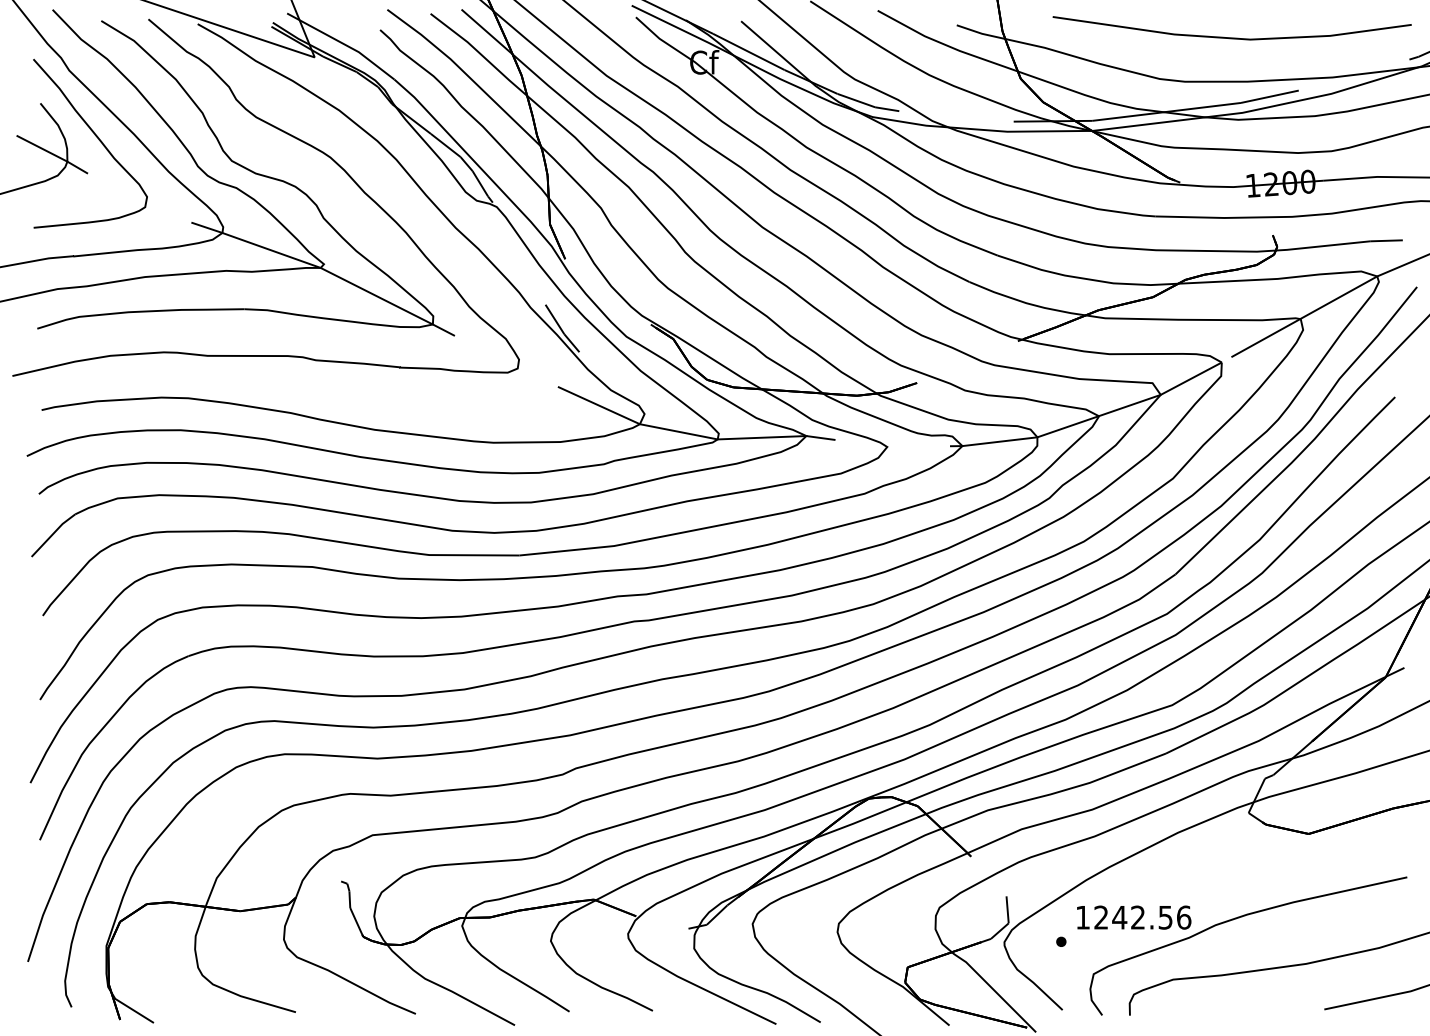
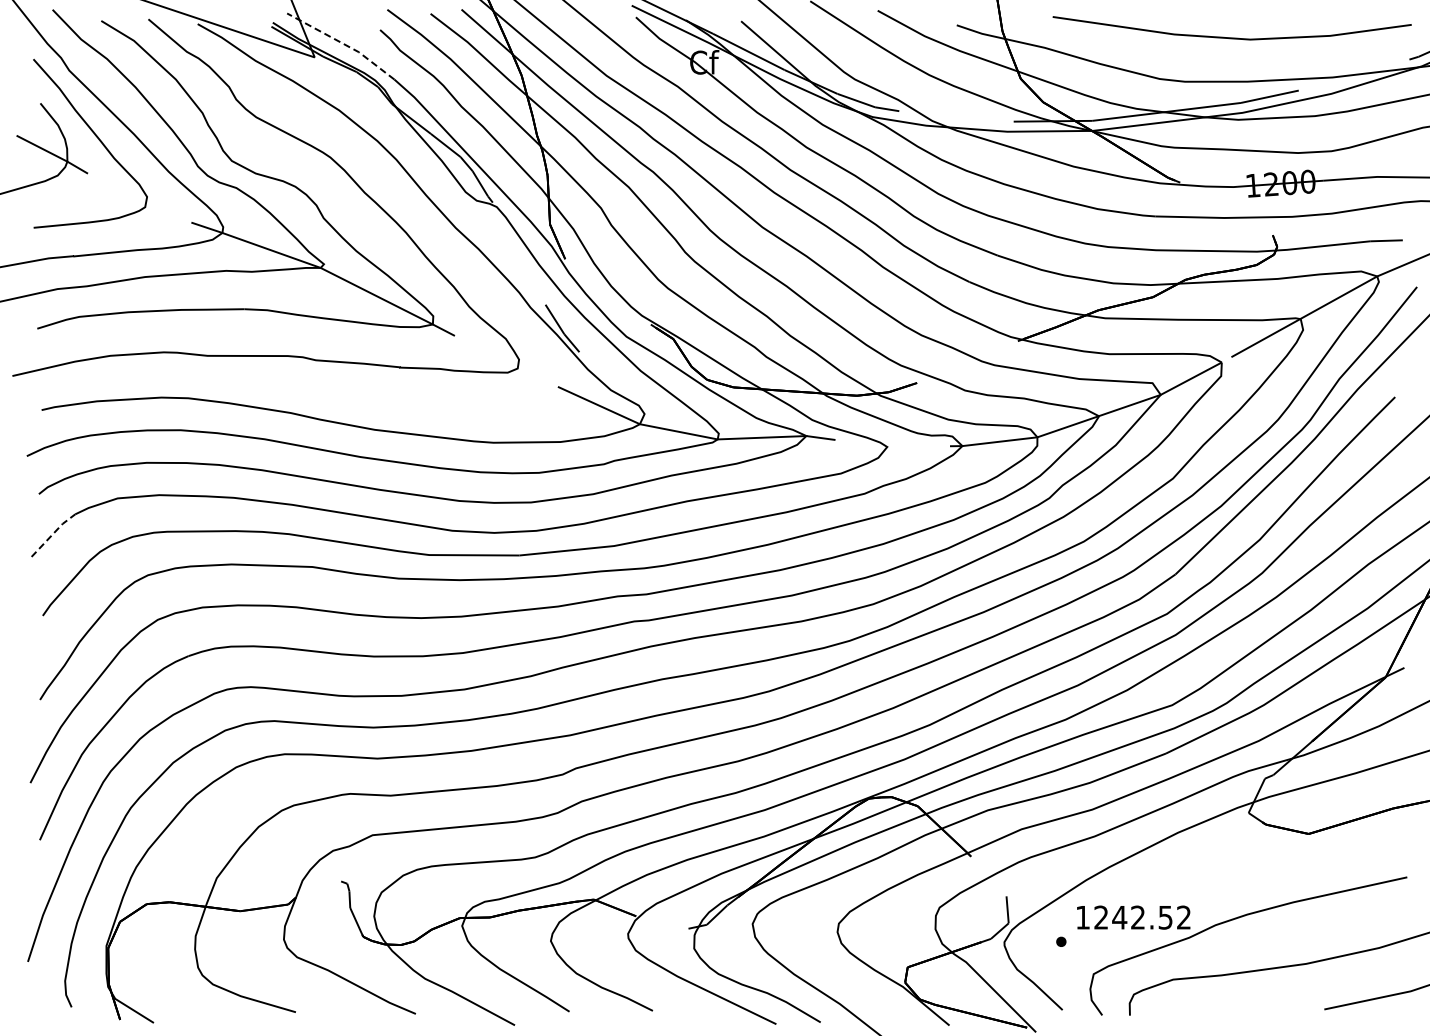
line: solid -> dashed (343, 43)
line: solid -> dashed (53, 533)
text: 1242.56 -> 1242.52 (1184, 917)
